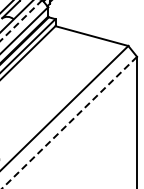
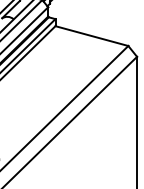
line: dashed -> solid (20, 20)
line: dashed -> solid (69, 123)
